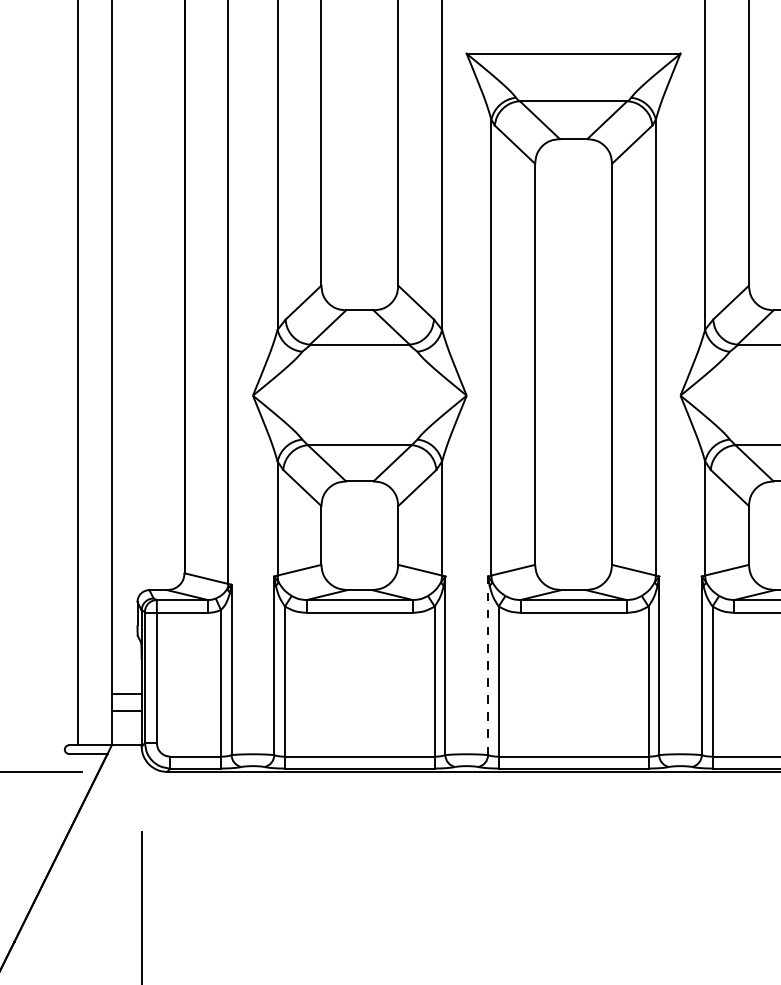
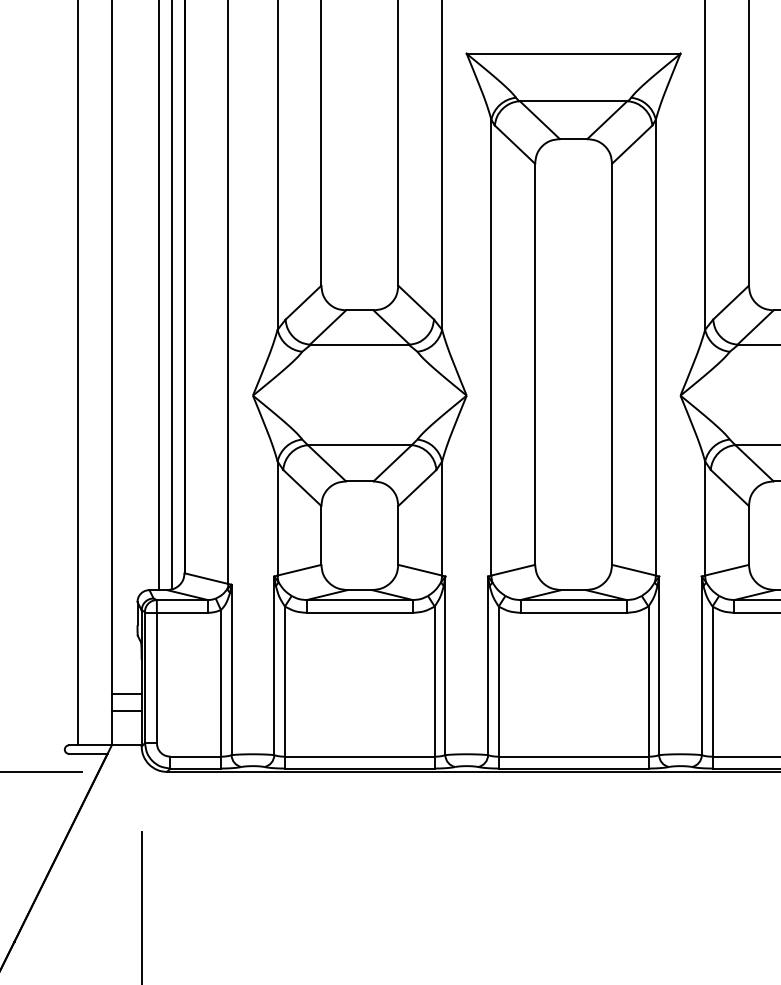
line: none -> present (171, 295)
line: none -> present (158, 296)
line: dashed -> solid (488, 665)
